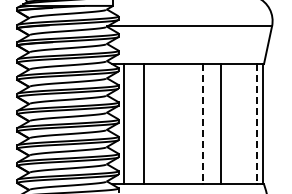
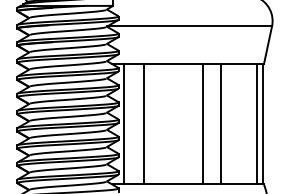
line: dashed -> solid (202, 124)
line: dashed -> solid (257, 124)
